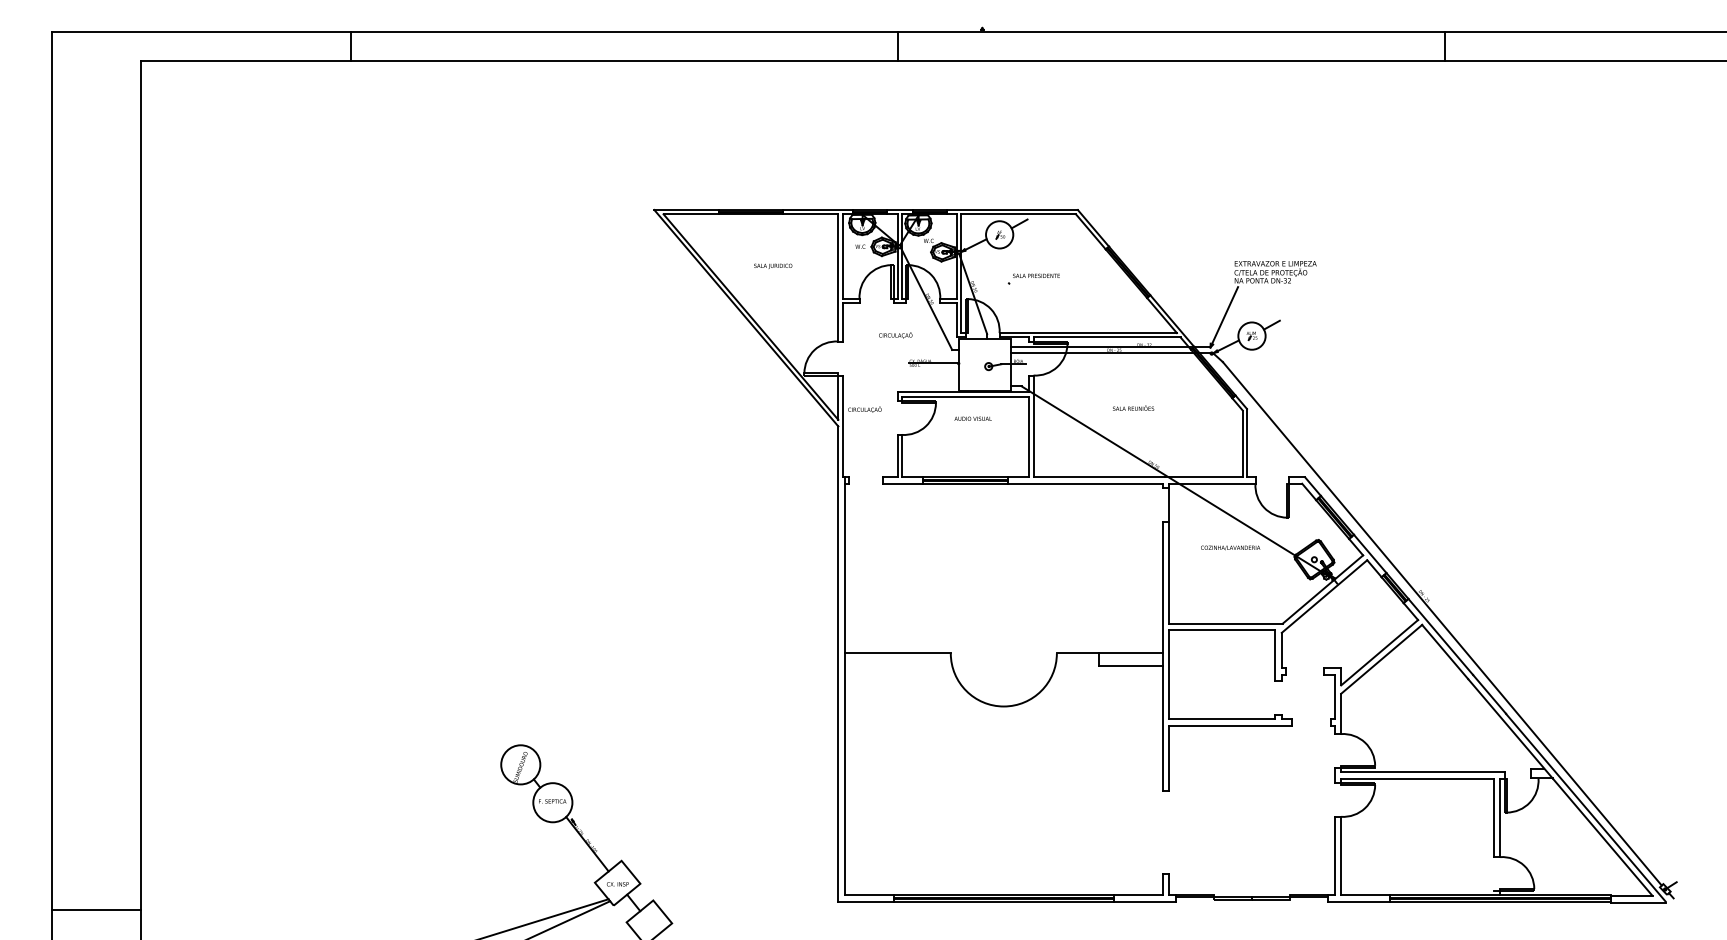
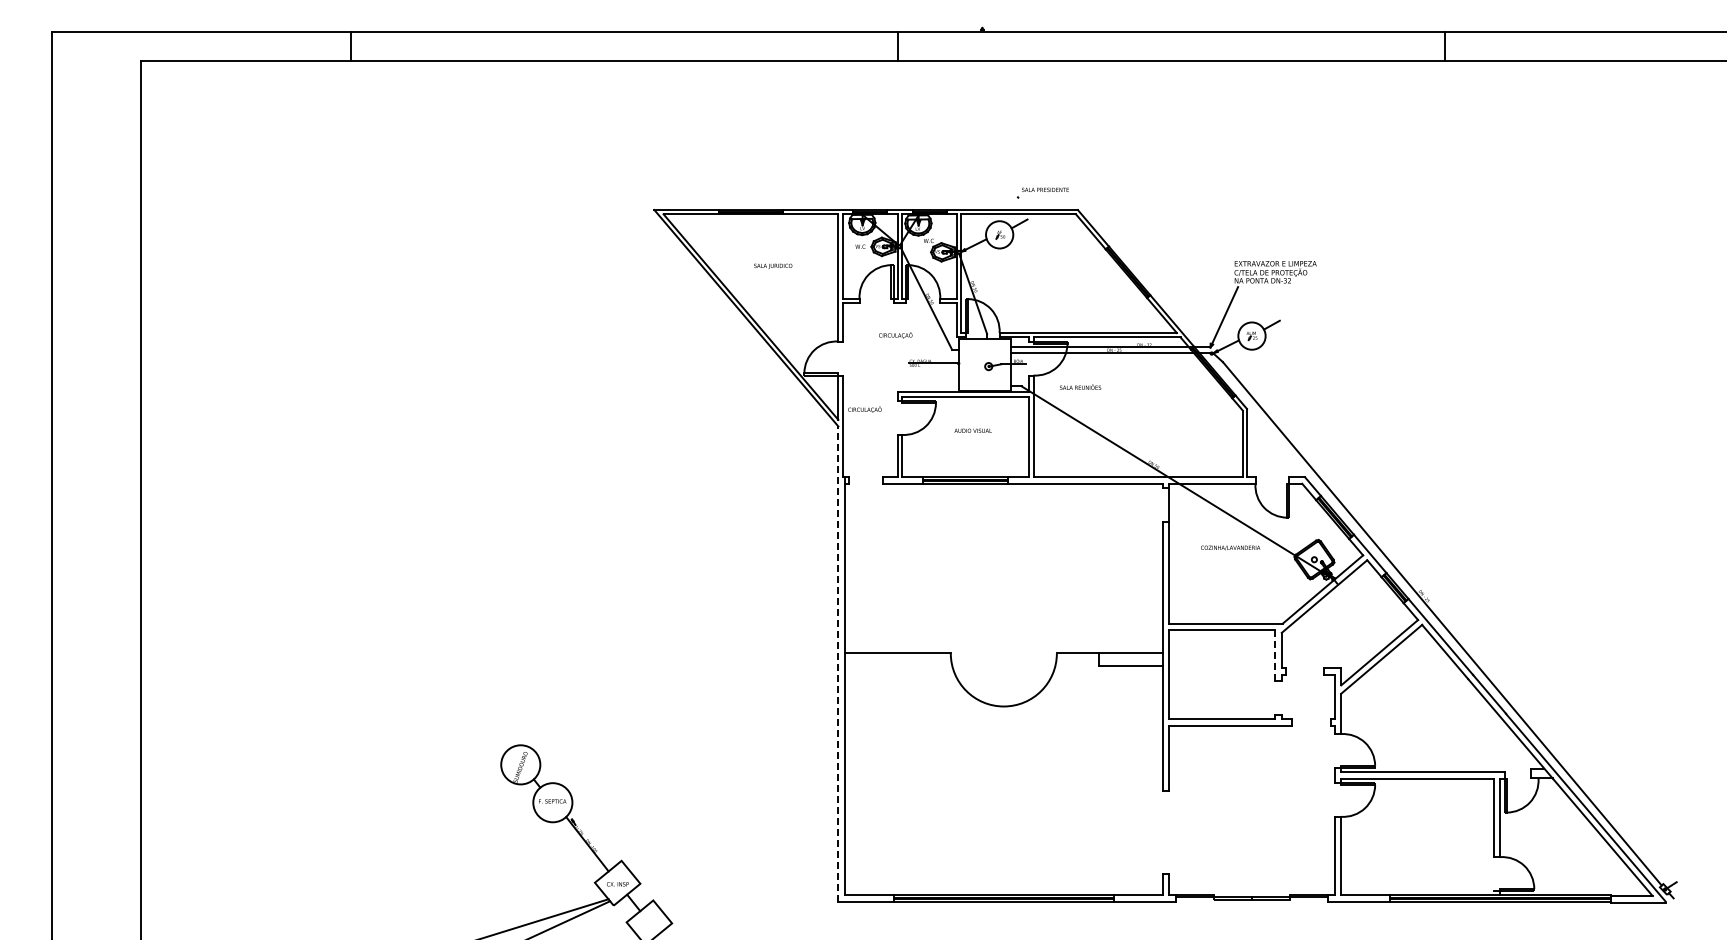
part position: (1033, 278) -> (1042, 192) (1042, 192)
text position: (1133, 407) -> (1080, 386) (1080, 386)
text position: (972, 418) -> (972, 430) (972, 430)
line: solid -> dashed (1275, 655)
line: solid -> dashed (838, 664)
line: present -> none (95, 910)
